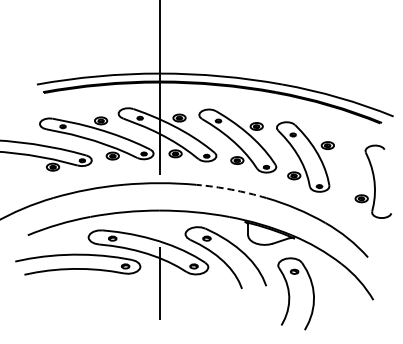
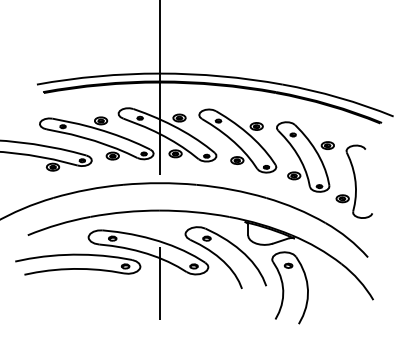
part position: (372, 181) -> (353, 181) (353, 181)
arc: dashed -> solid (231, 189)
part position: (295, 293) -> (289, 287) (289, 287)
